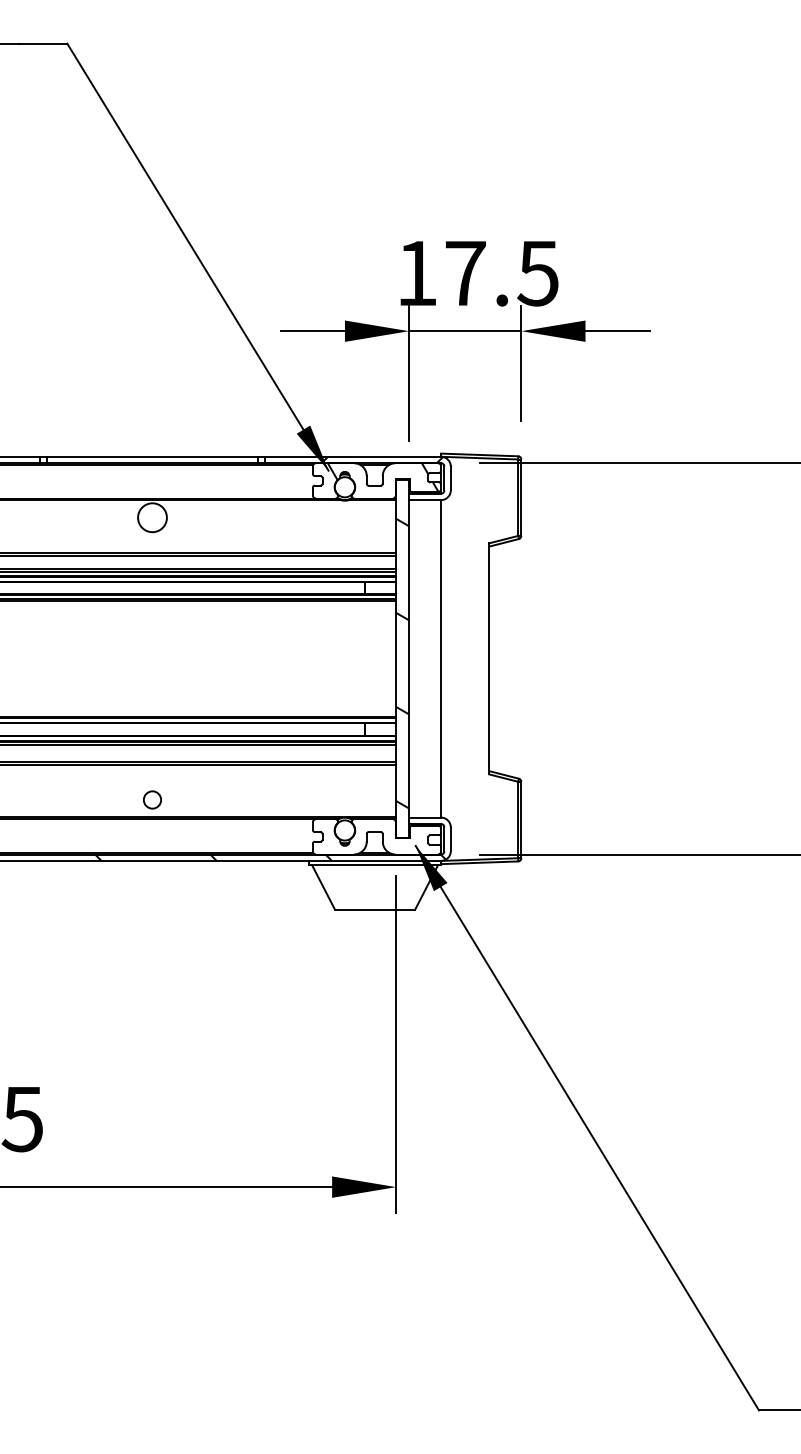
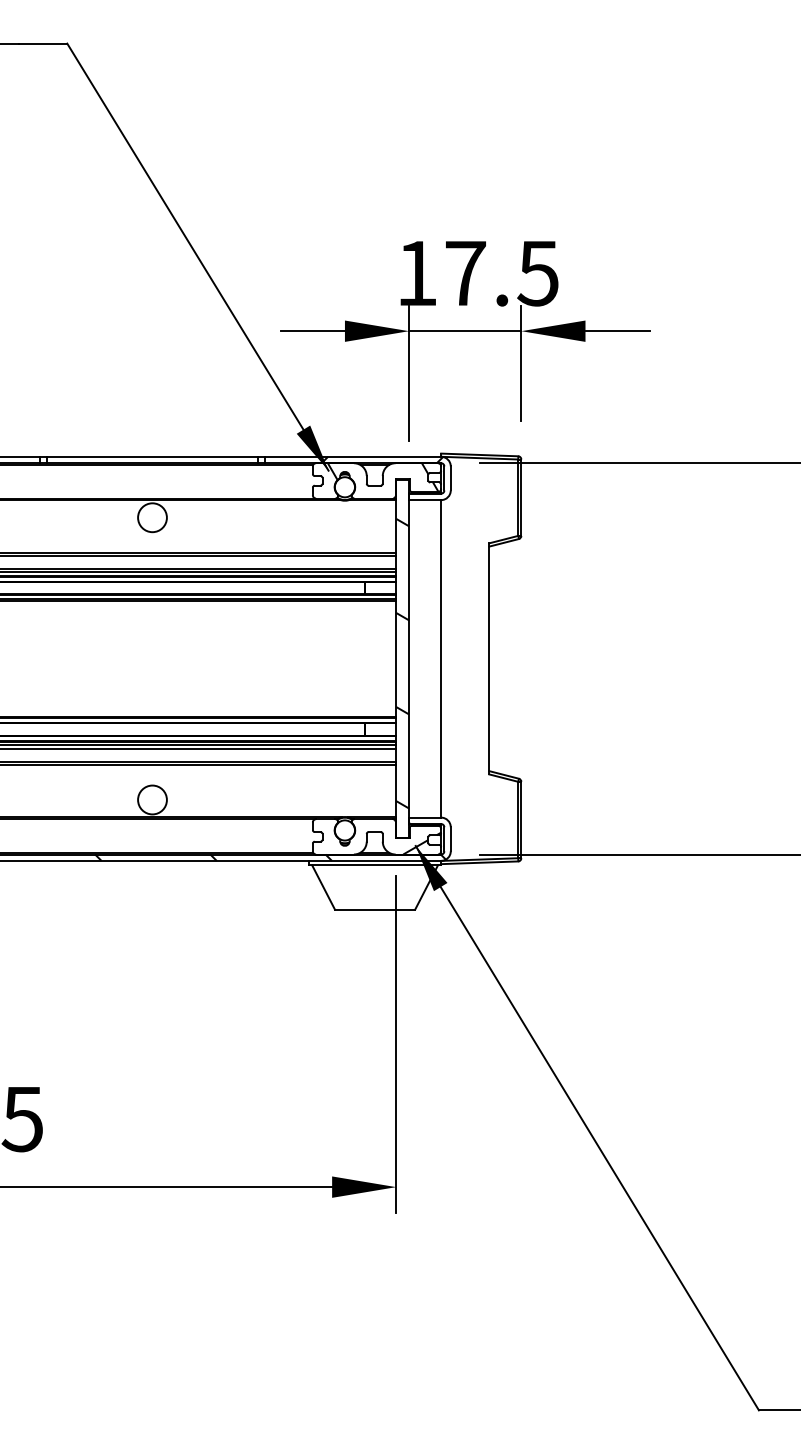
line: none -> present (199, 748)
circle diameter: 17 px -> 29 px (152, 799)
hatch: none -> present (422, 843)
